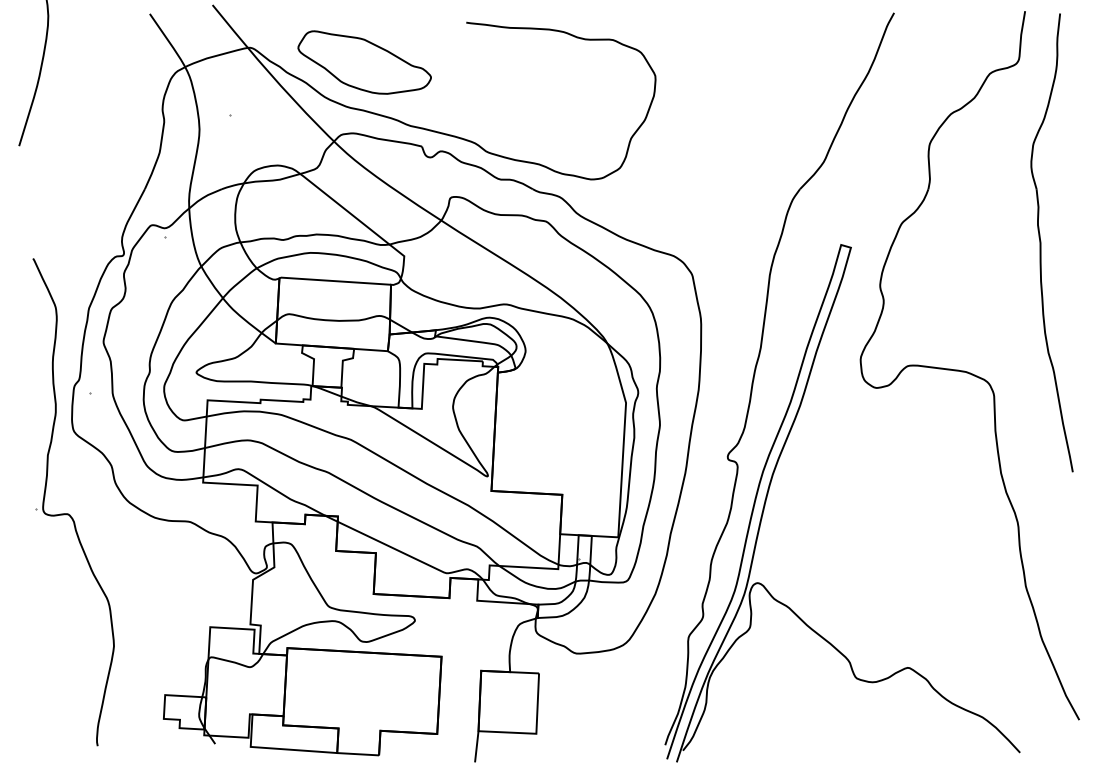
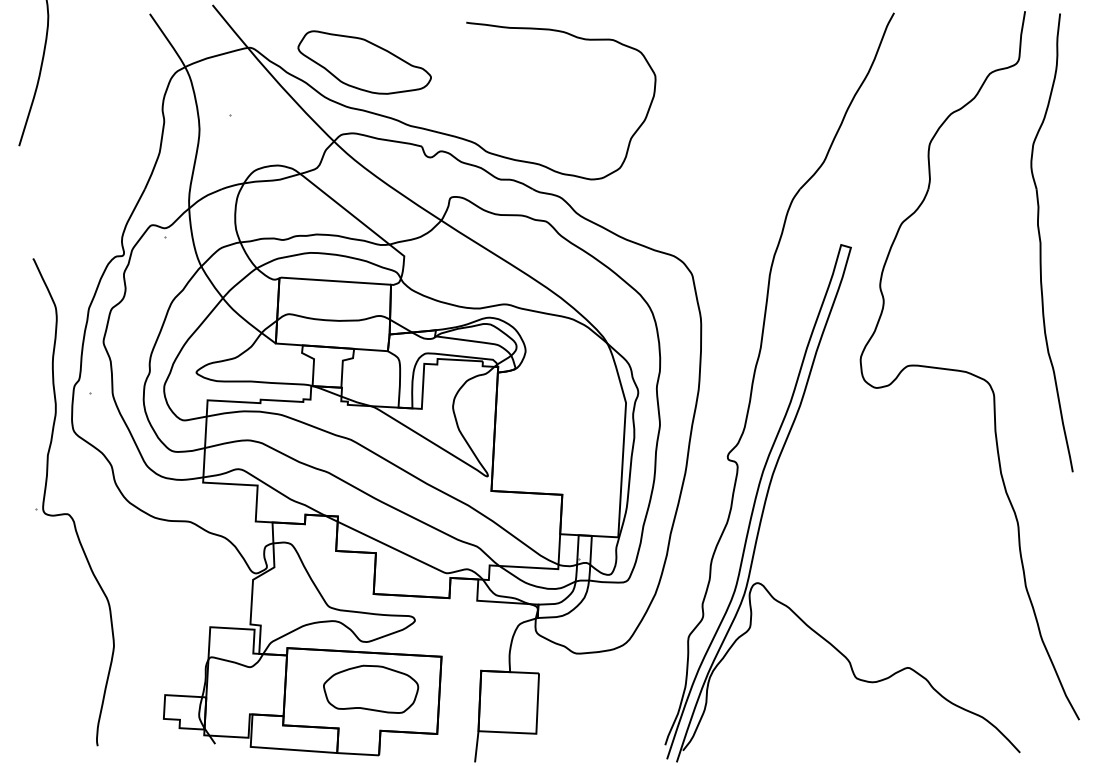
part: none -> present (371, 688)
